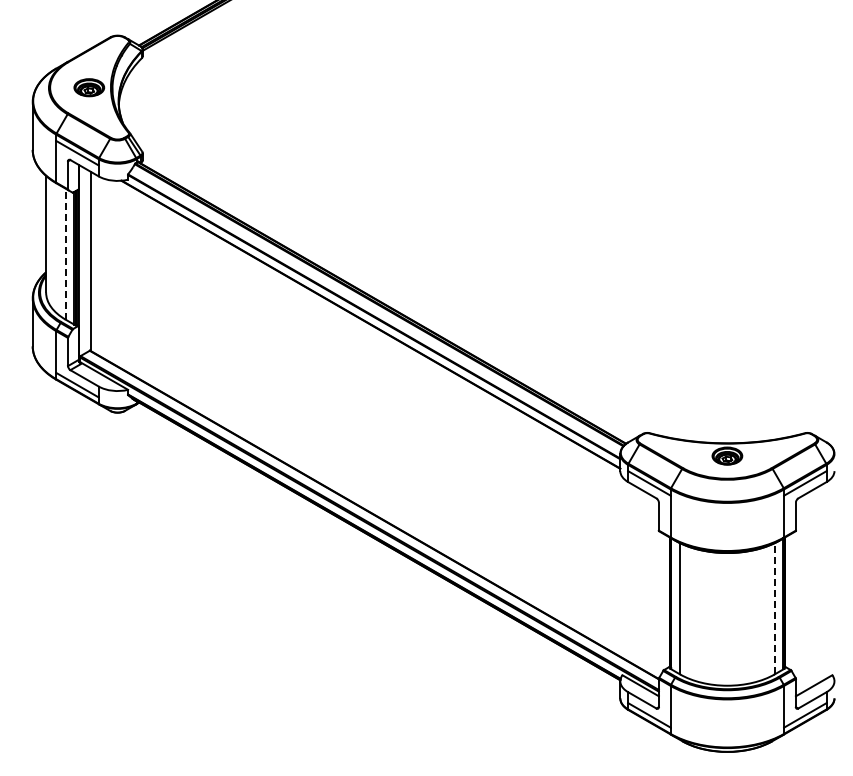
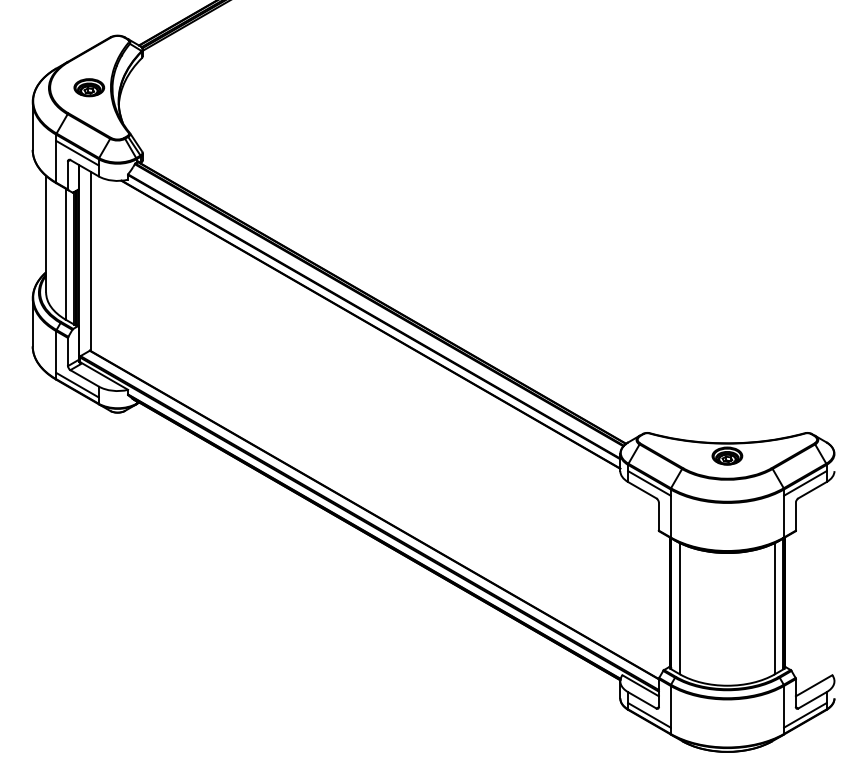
line: dashed -> solid (65, 253)
line: dashed -> solid (774, 608)
